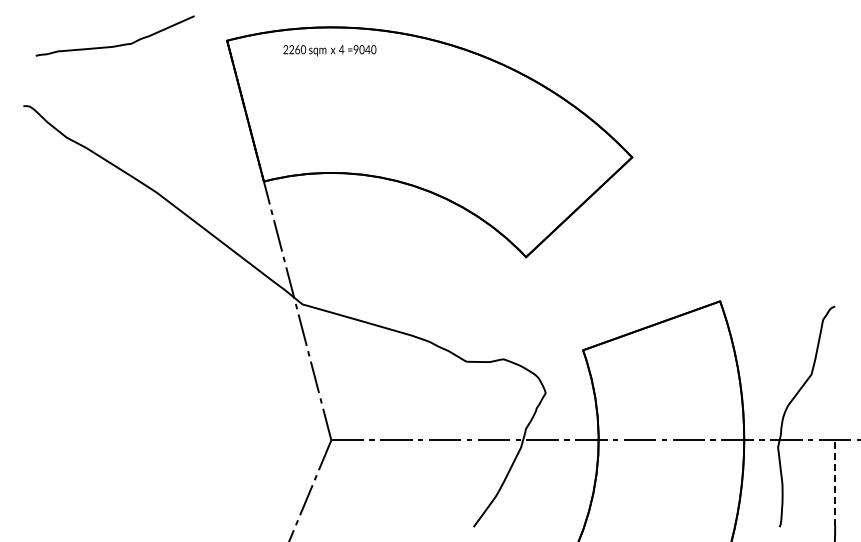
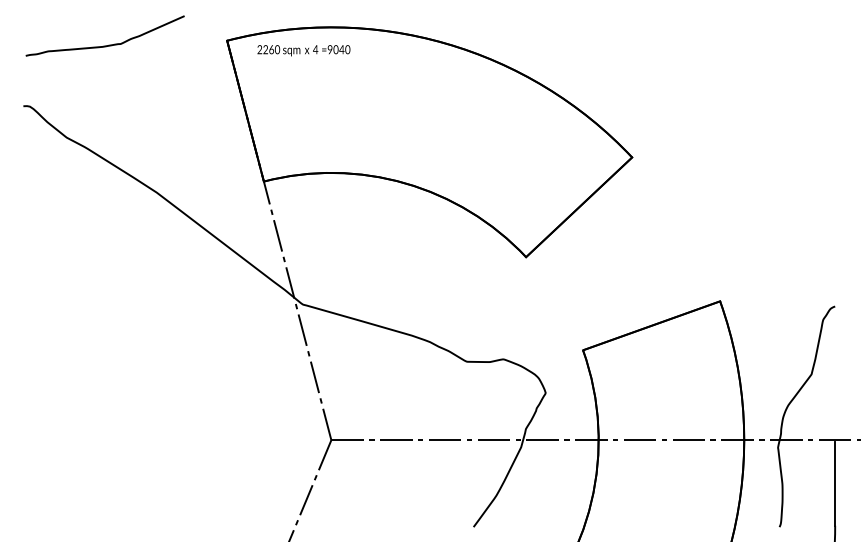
curve position: (118, 44) -> (108, 44) (108, 44)
text position: (329, 50) -> (303, 50) (303, 50)
line: dashed -> solid (835, 483)
